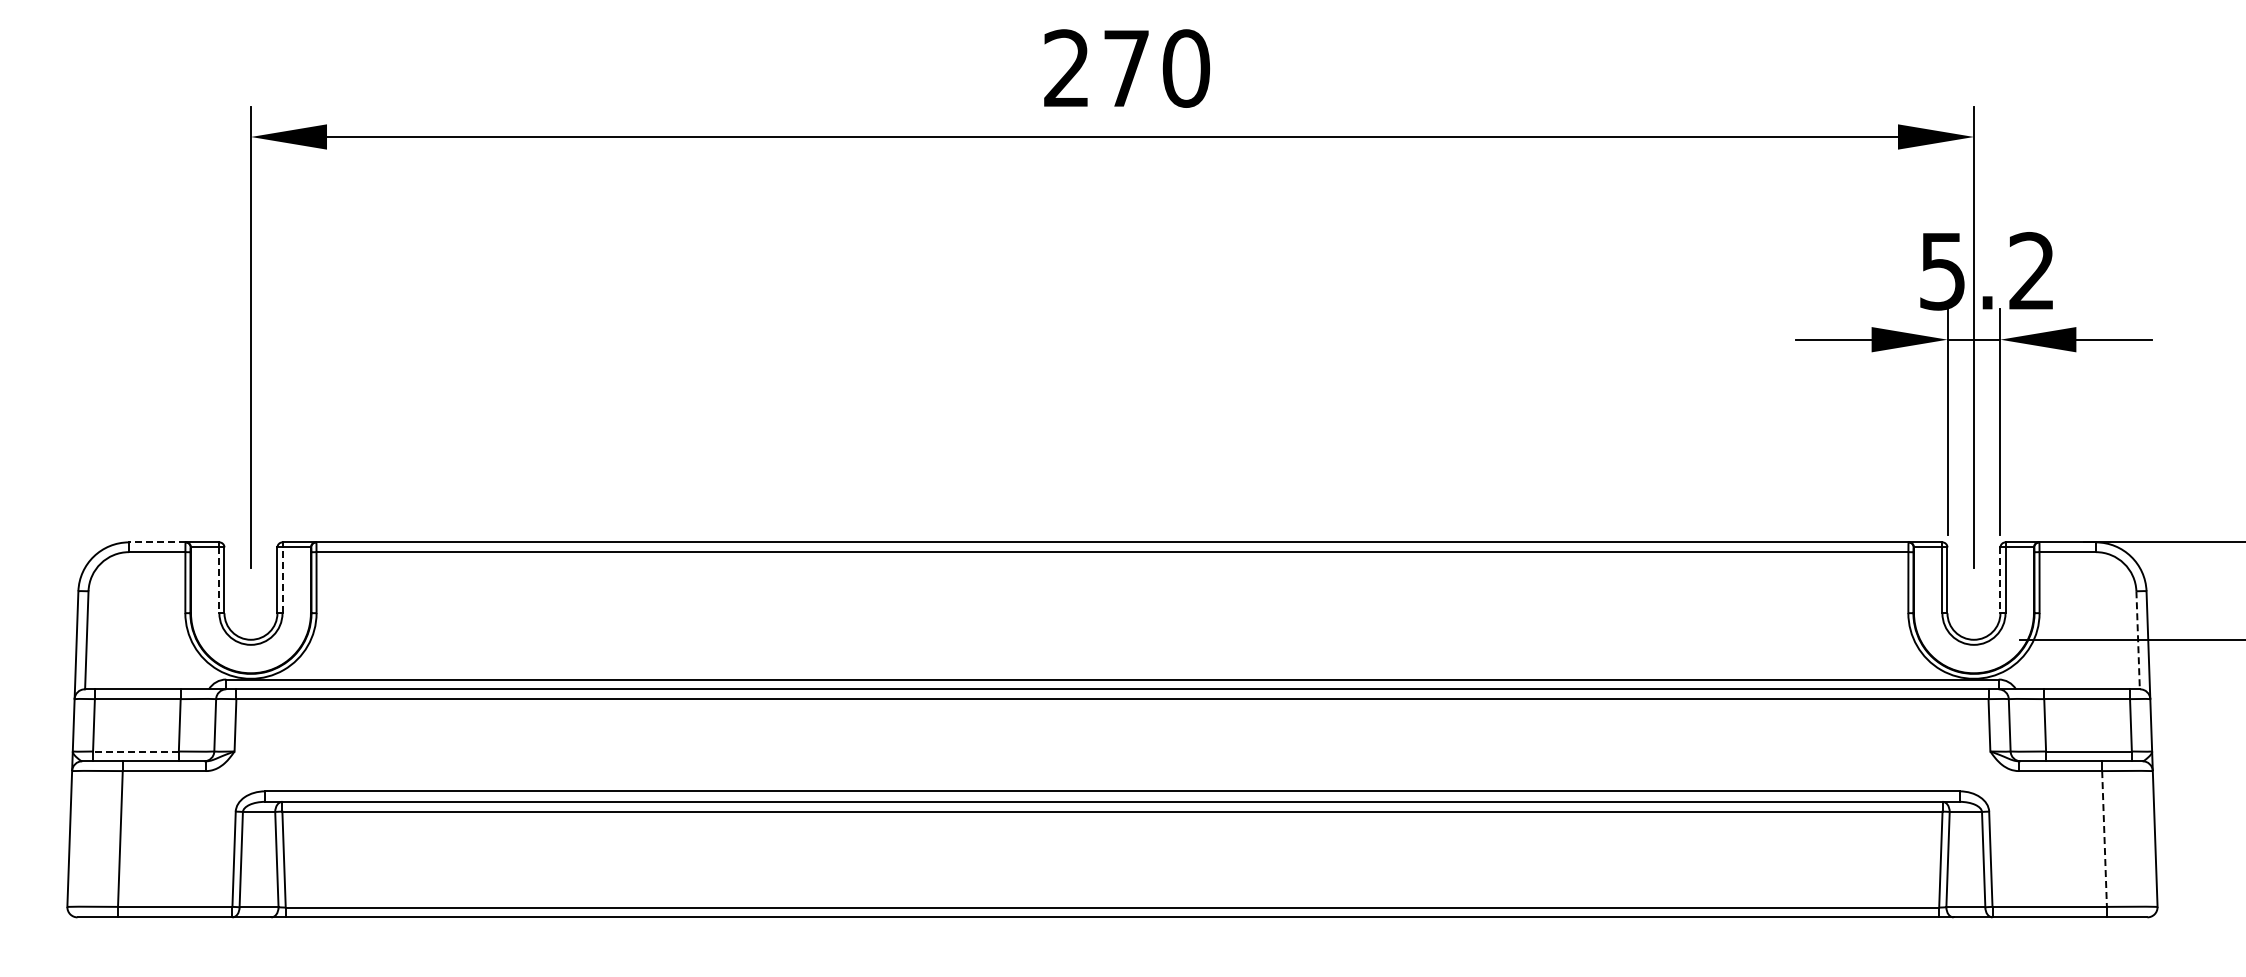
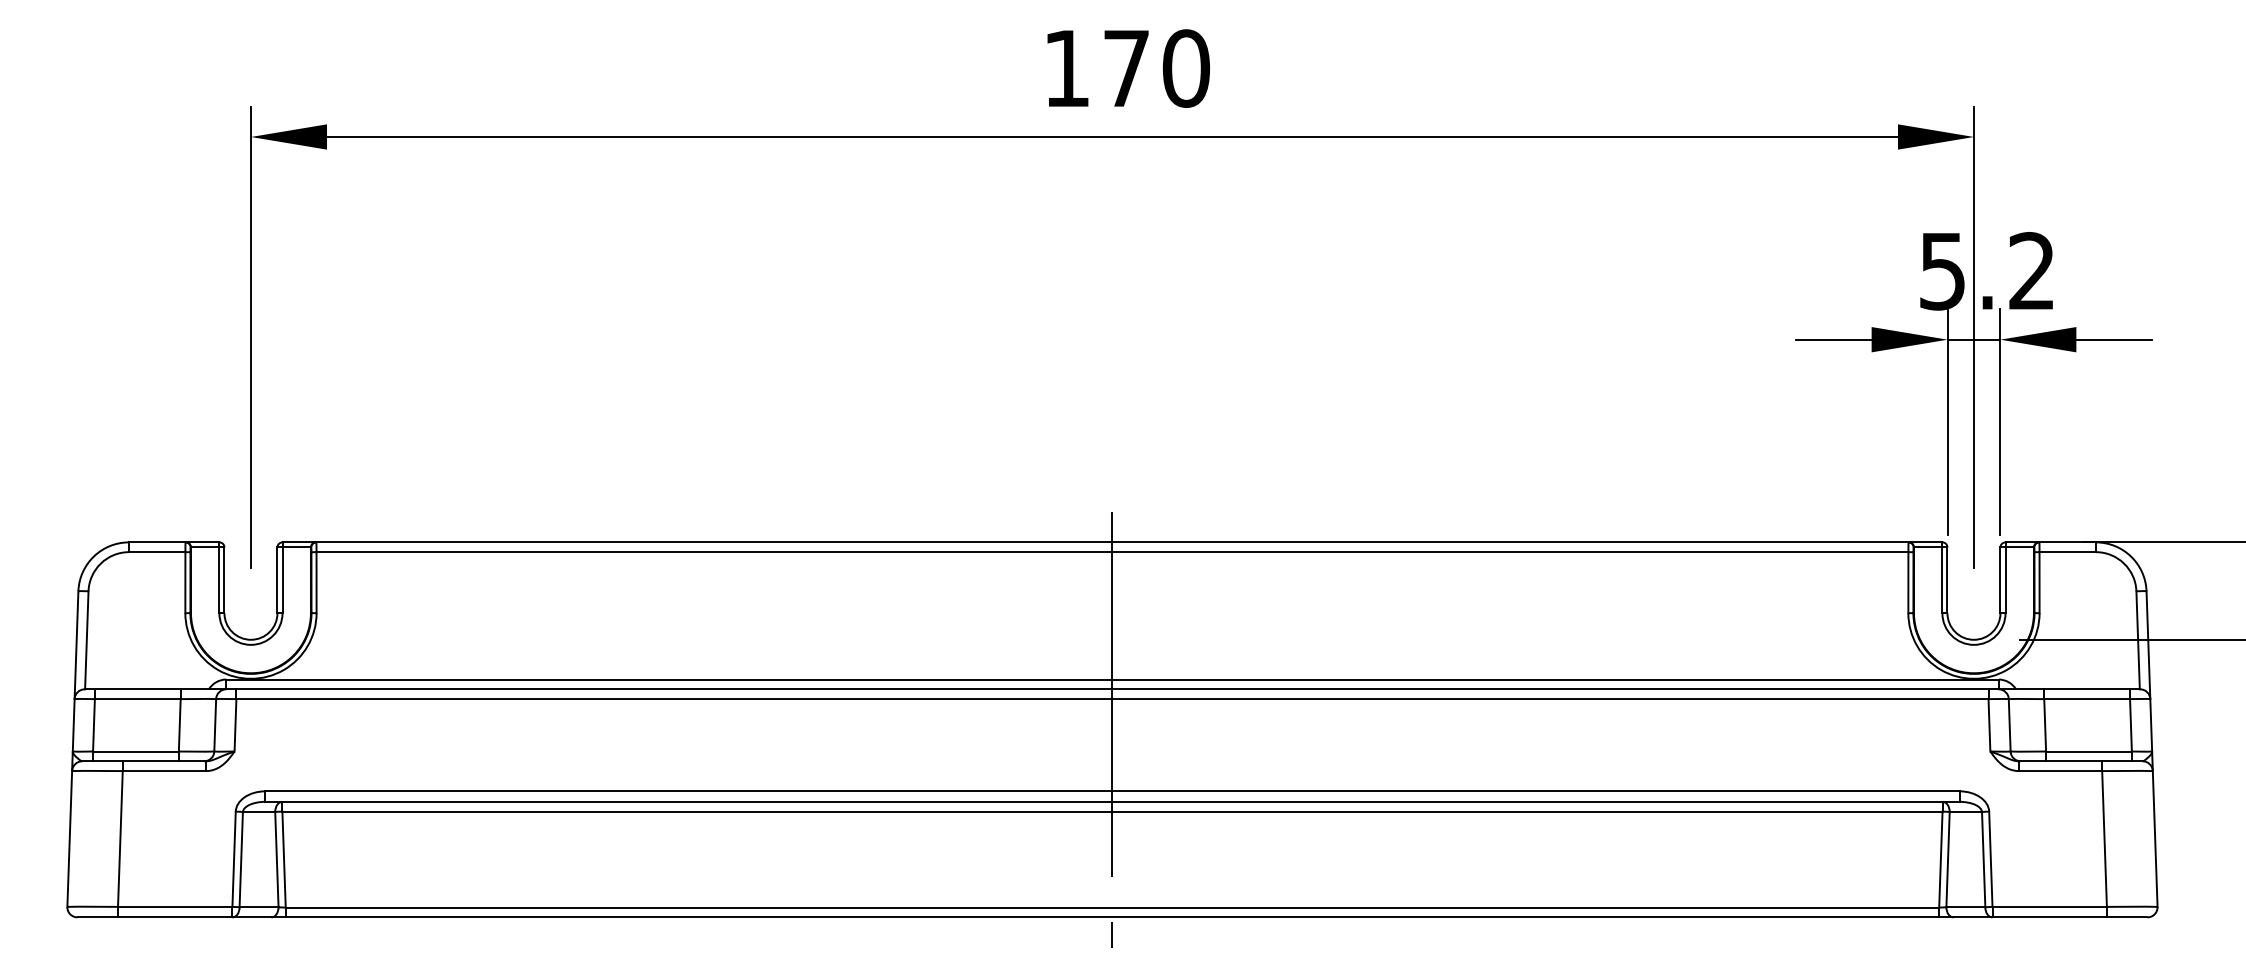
text: 270 -> 170 (1066, 67)
line: dashed -> solid (156, 542)
line: dashed -> solid (219, 580)
line: dashed -> solid (282, 580)
line: dashed -> solid (2000, 580)
line: dashed -> solid (2138, 640)
line: none -> present (1112, 729)
line: dashed -> solid (135, 751)
line: dashed -> solid (2104, 838)
